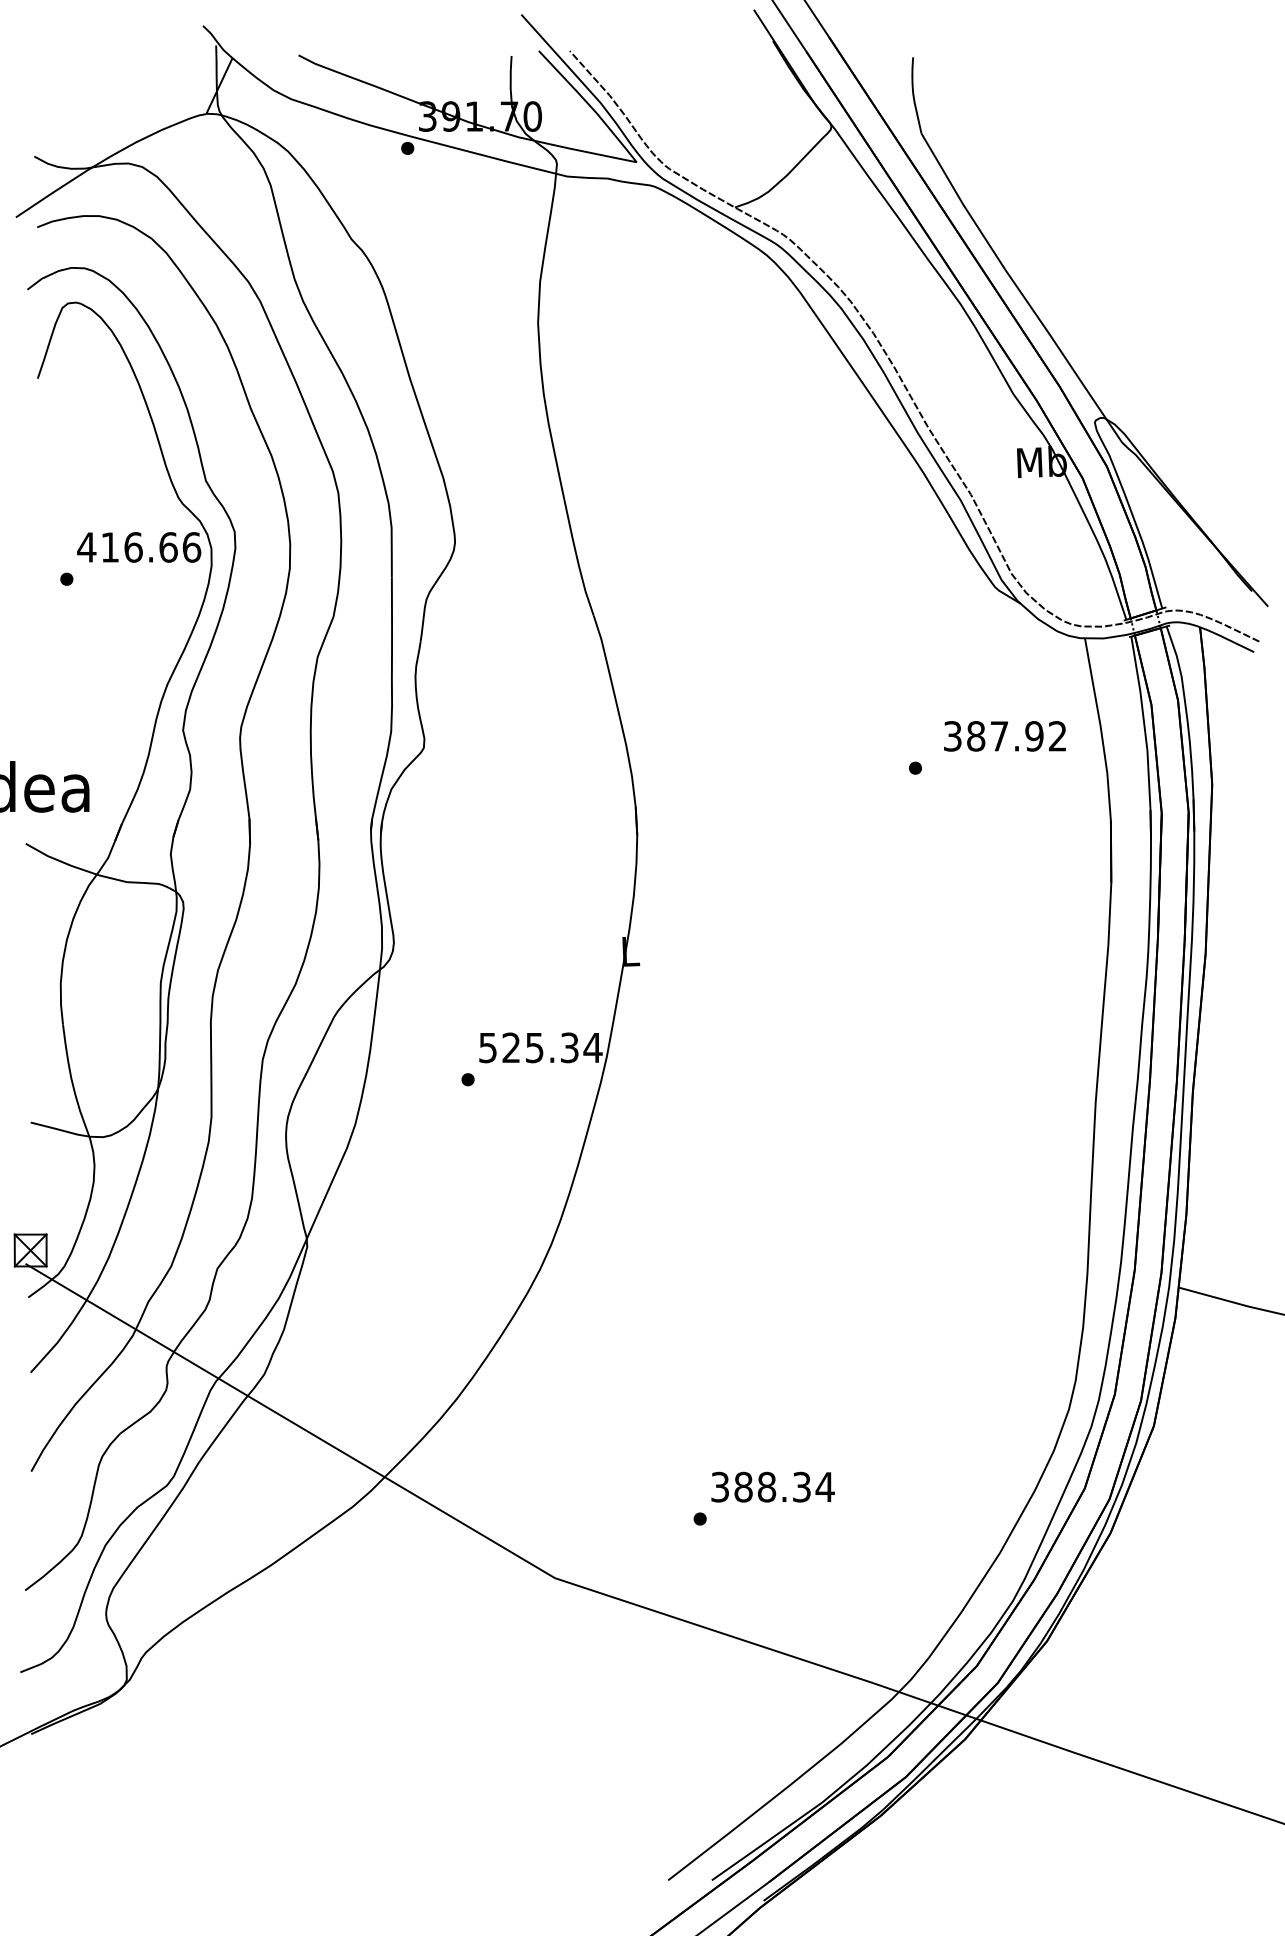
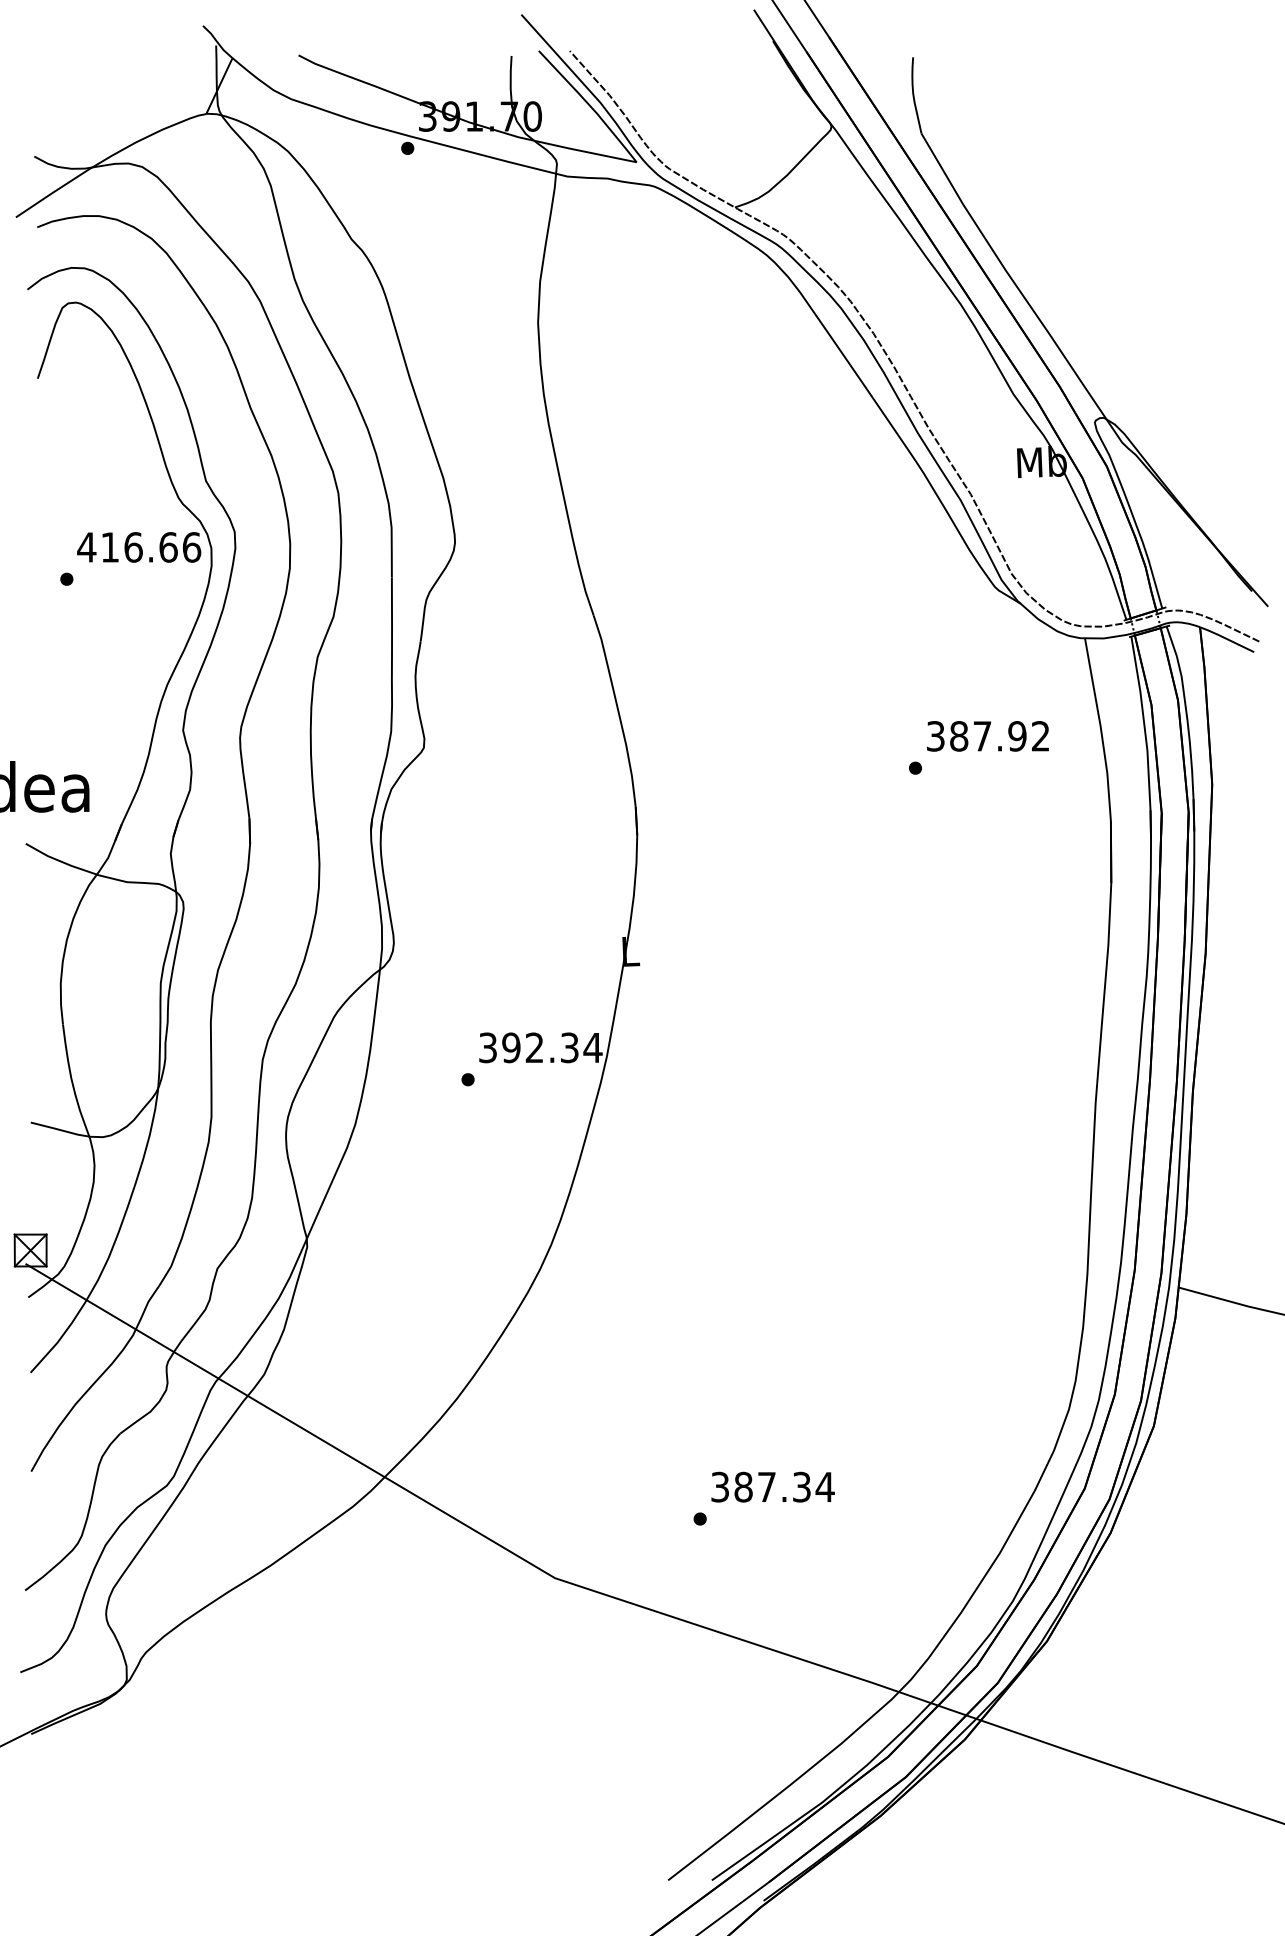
text position: (1004, 736) -> (987, 736) (987, 736)
text: 525.34 -> 392.34 (511, 1047)
text: 388.34 -> 387.34 (766, 1486)
